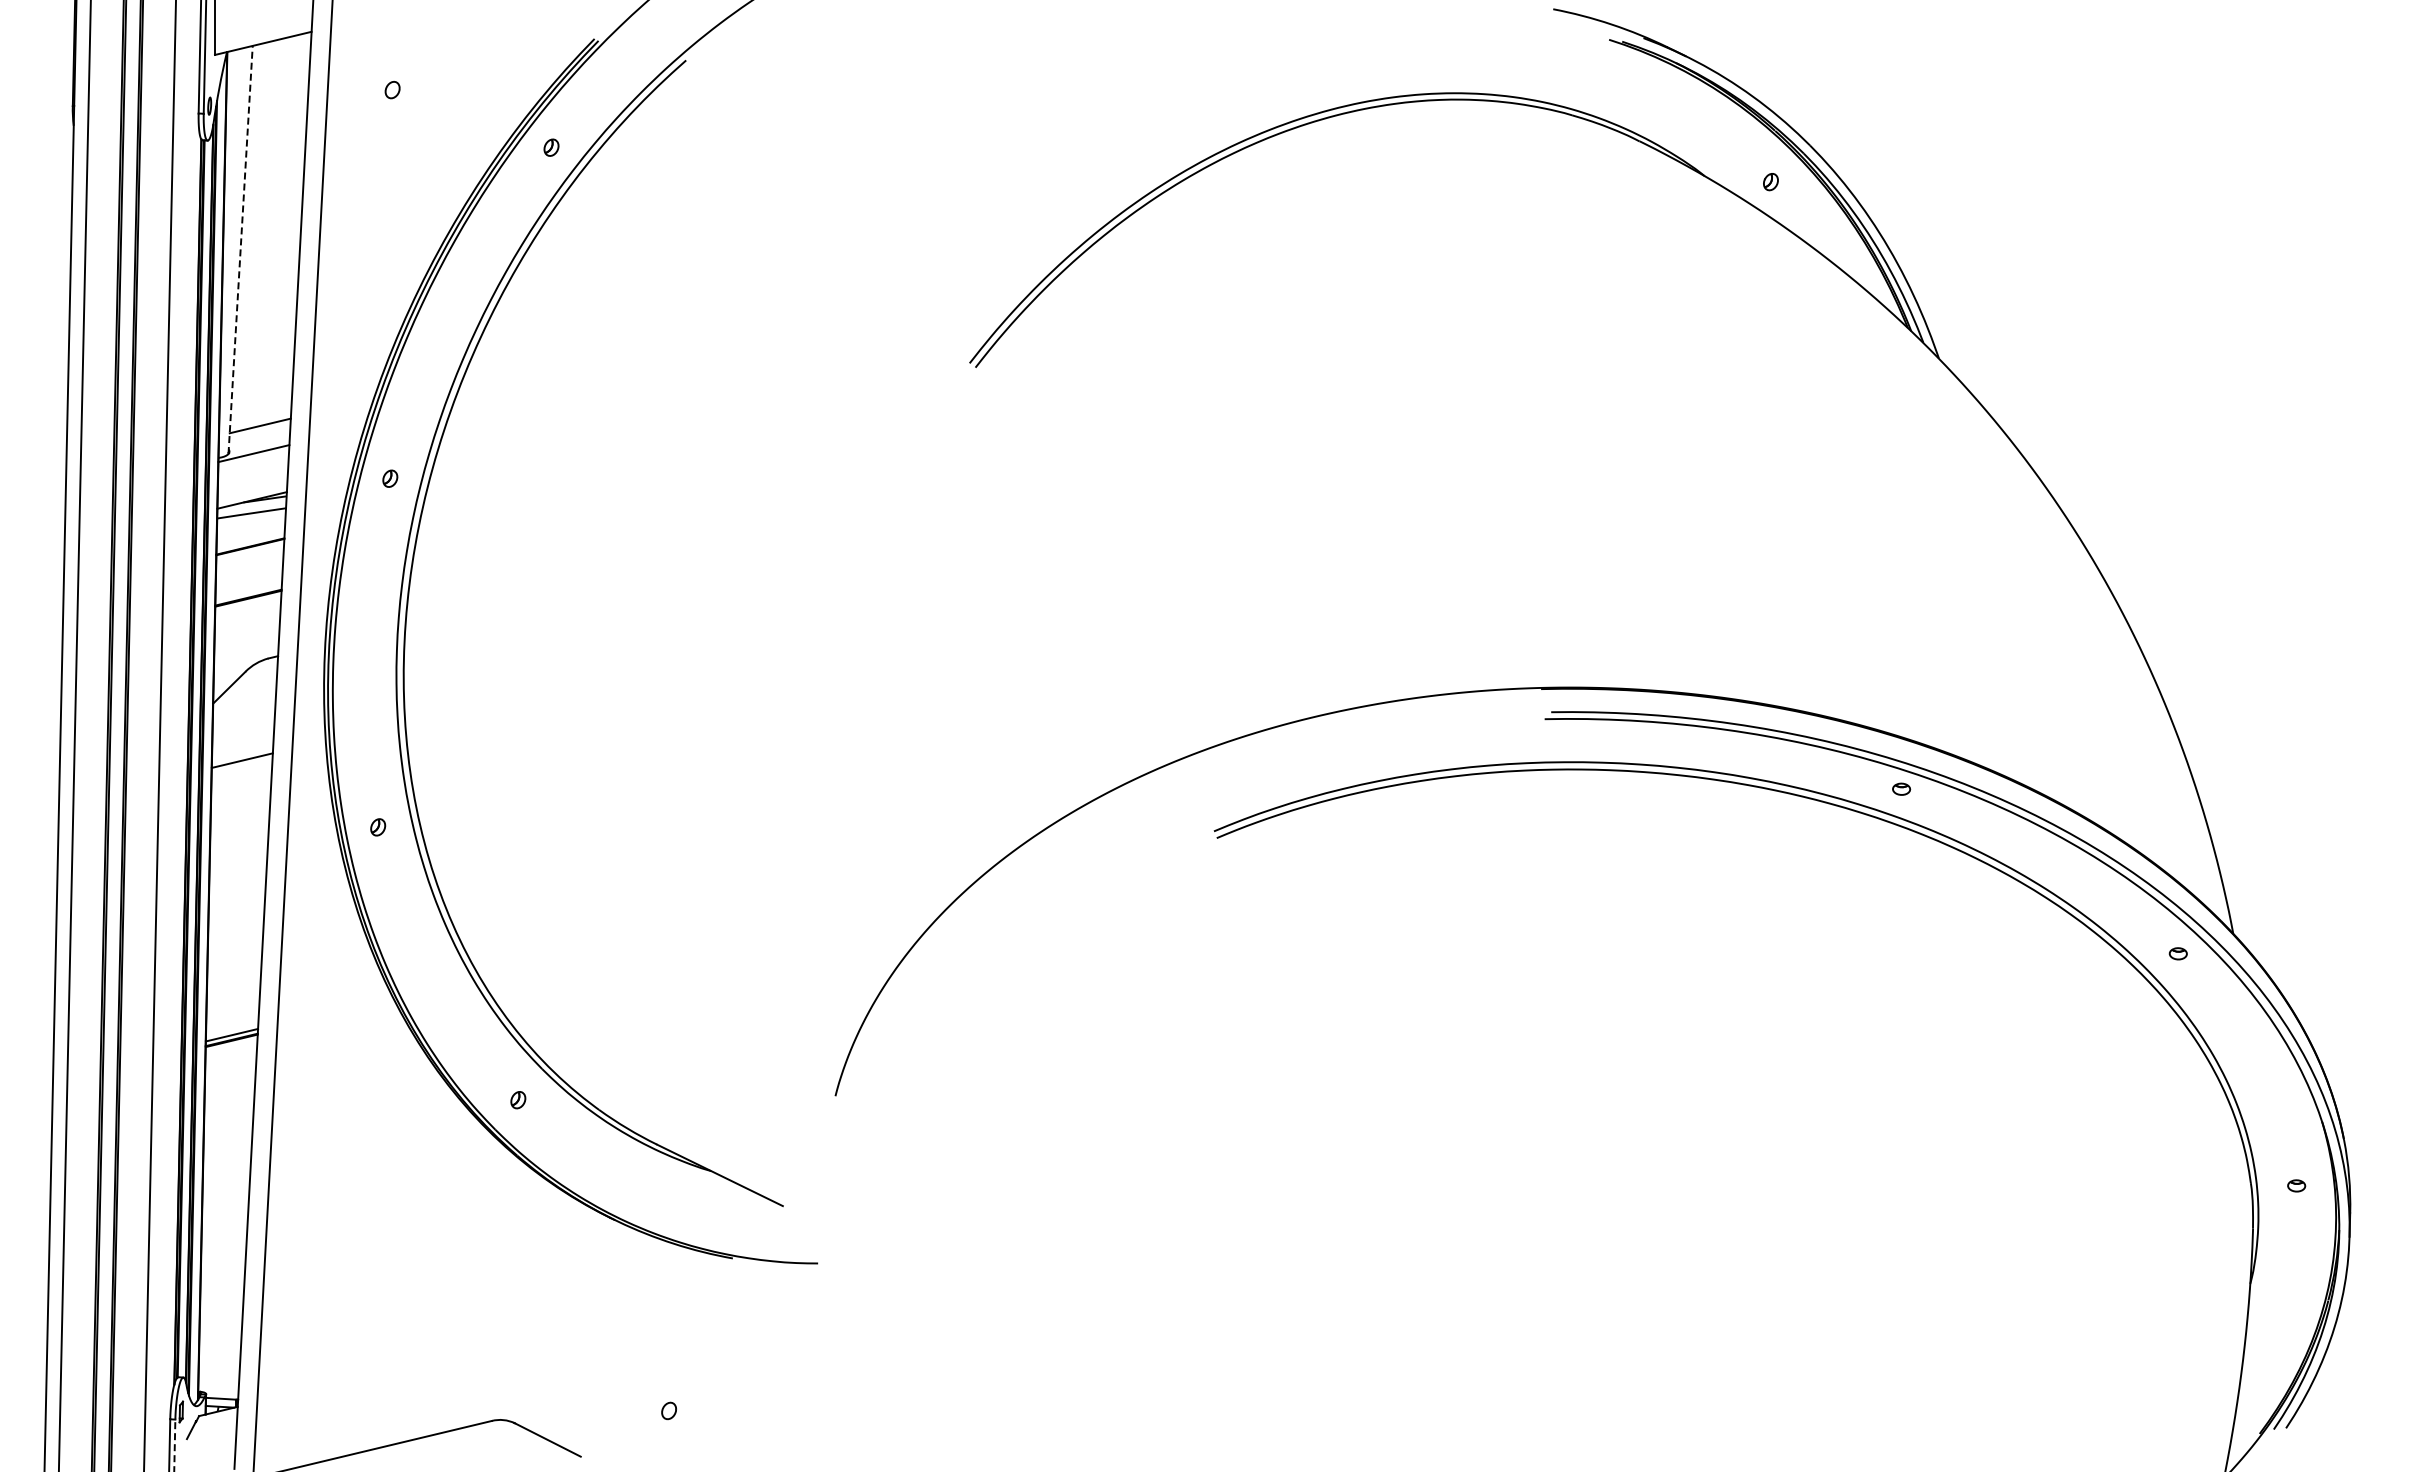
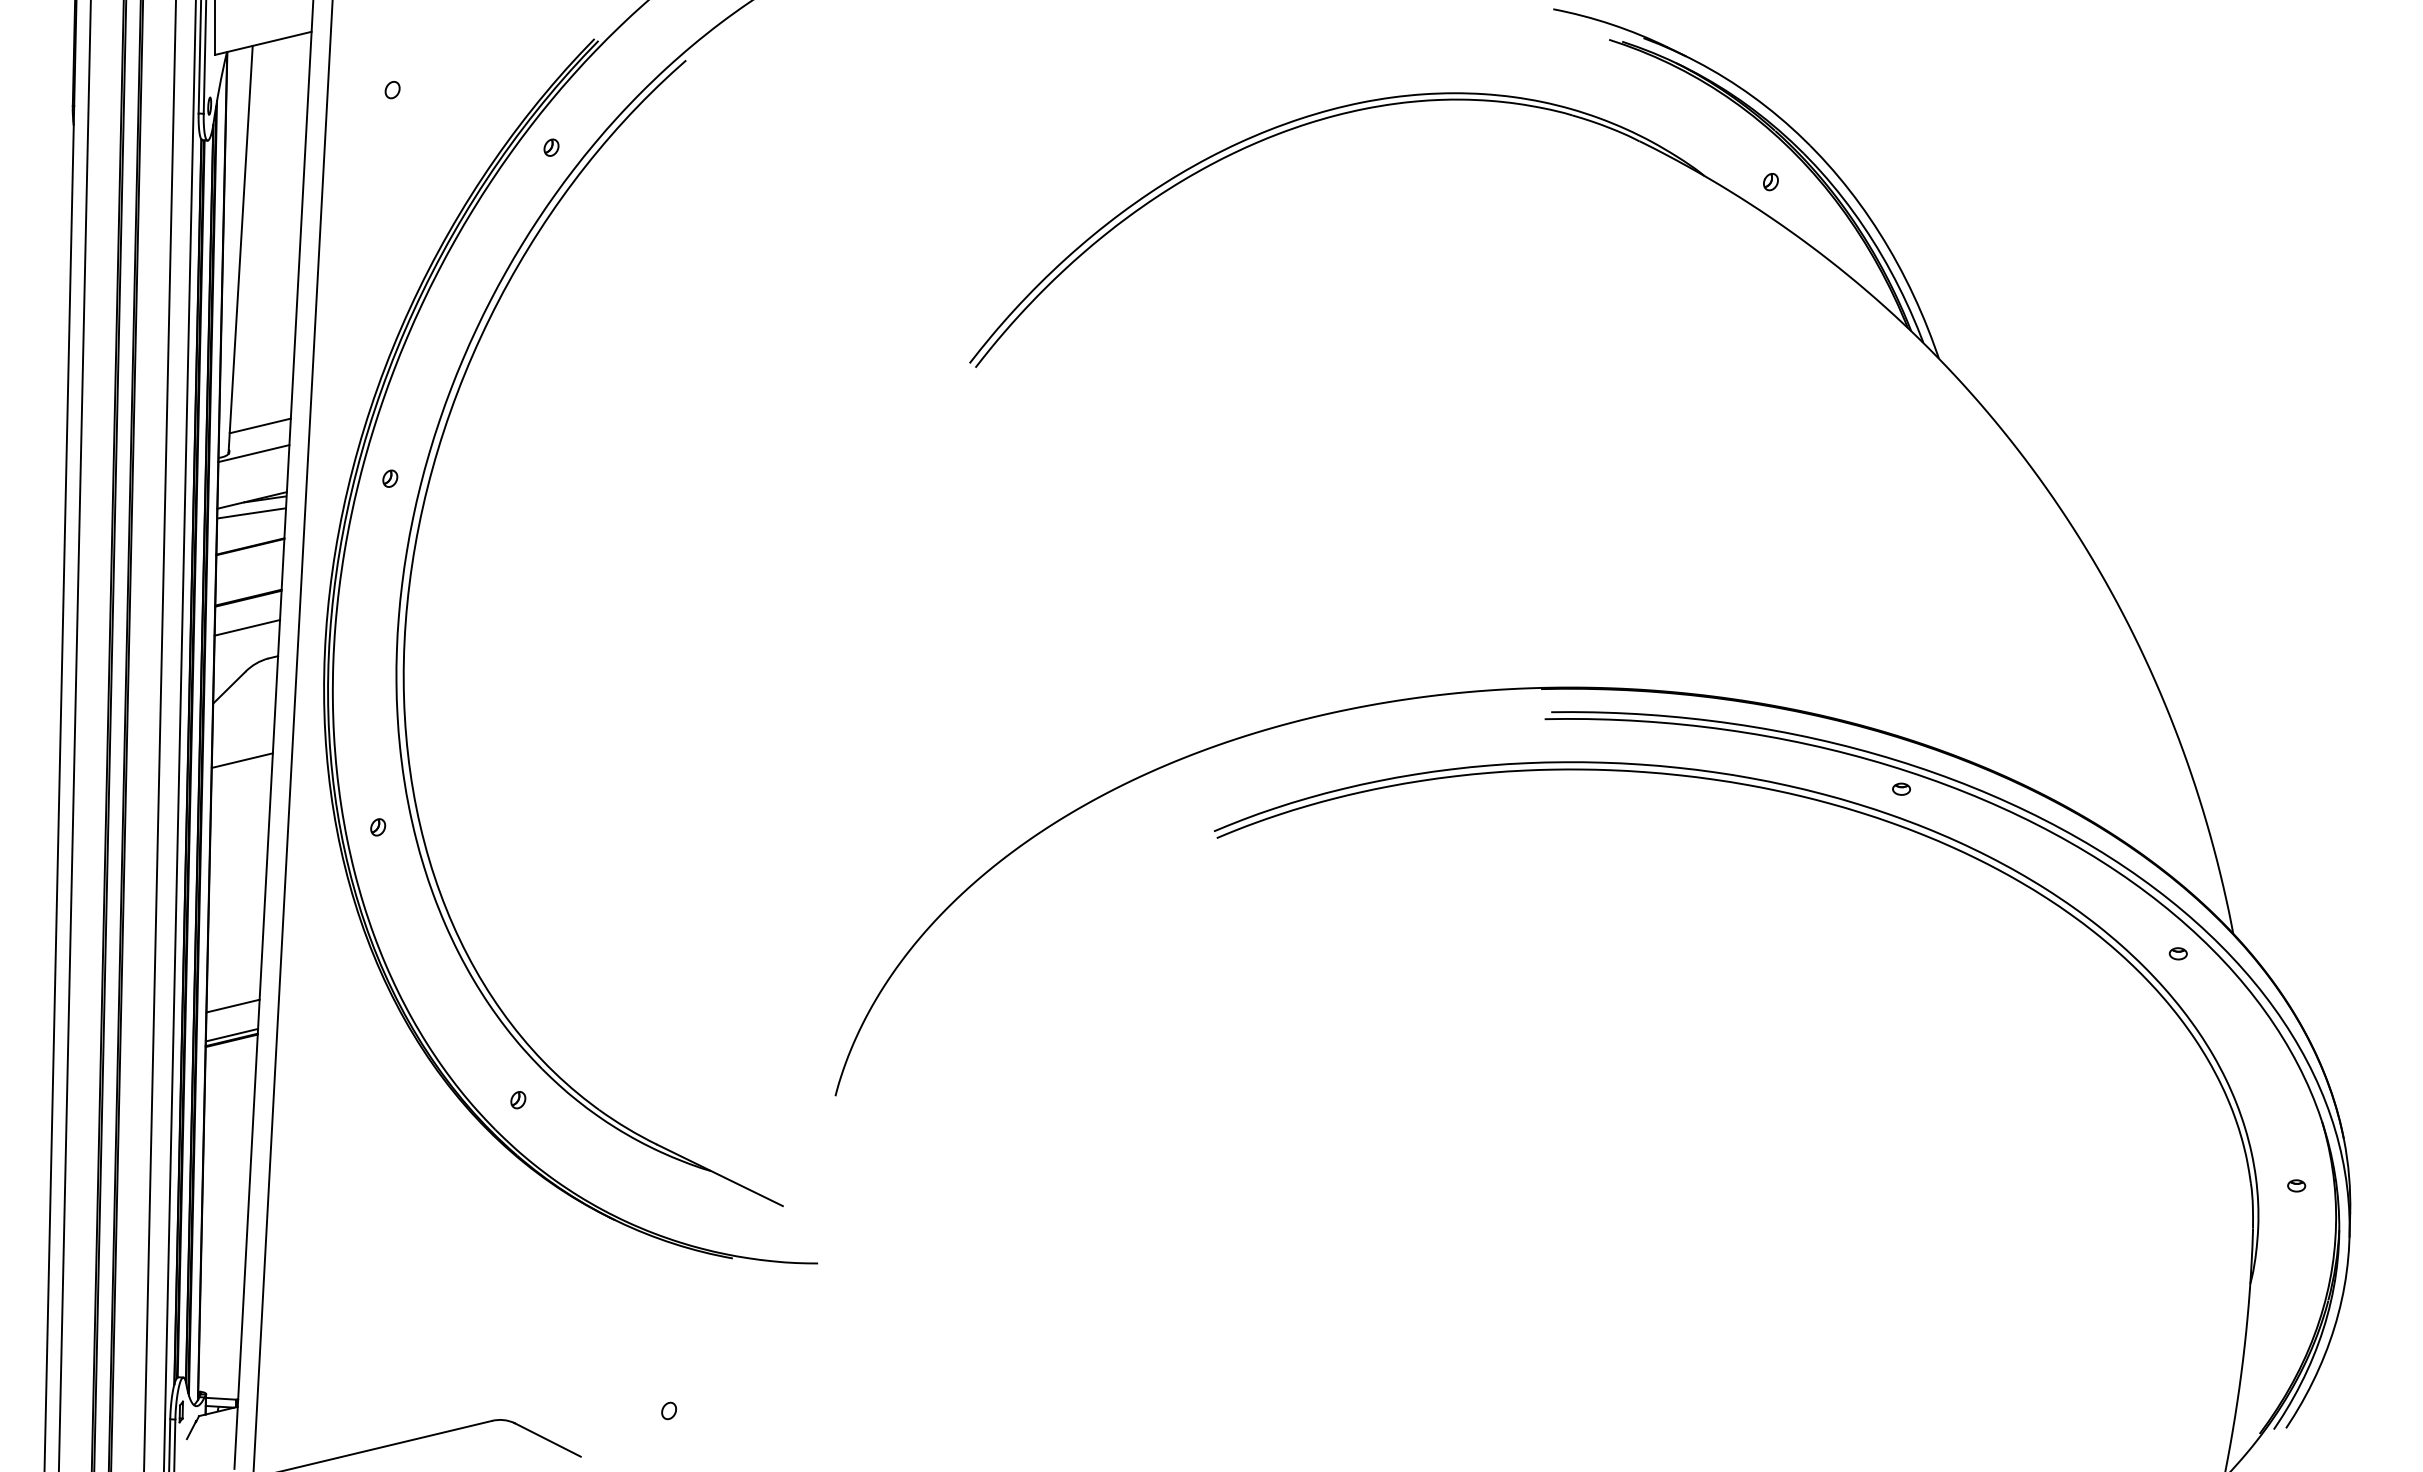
line: dashed -> solid (240, 249)
line: none -> present (247, 627)
line: none -> present (179, 735)
line: none -> present (232, 1005)
line: dashed -> solid (174, 1445)
